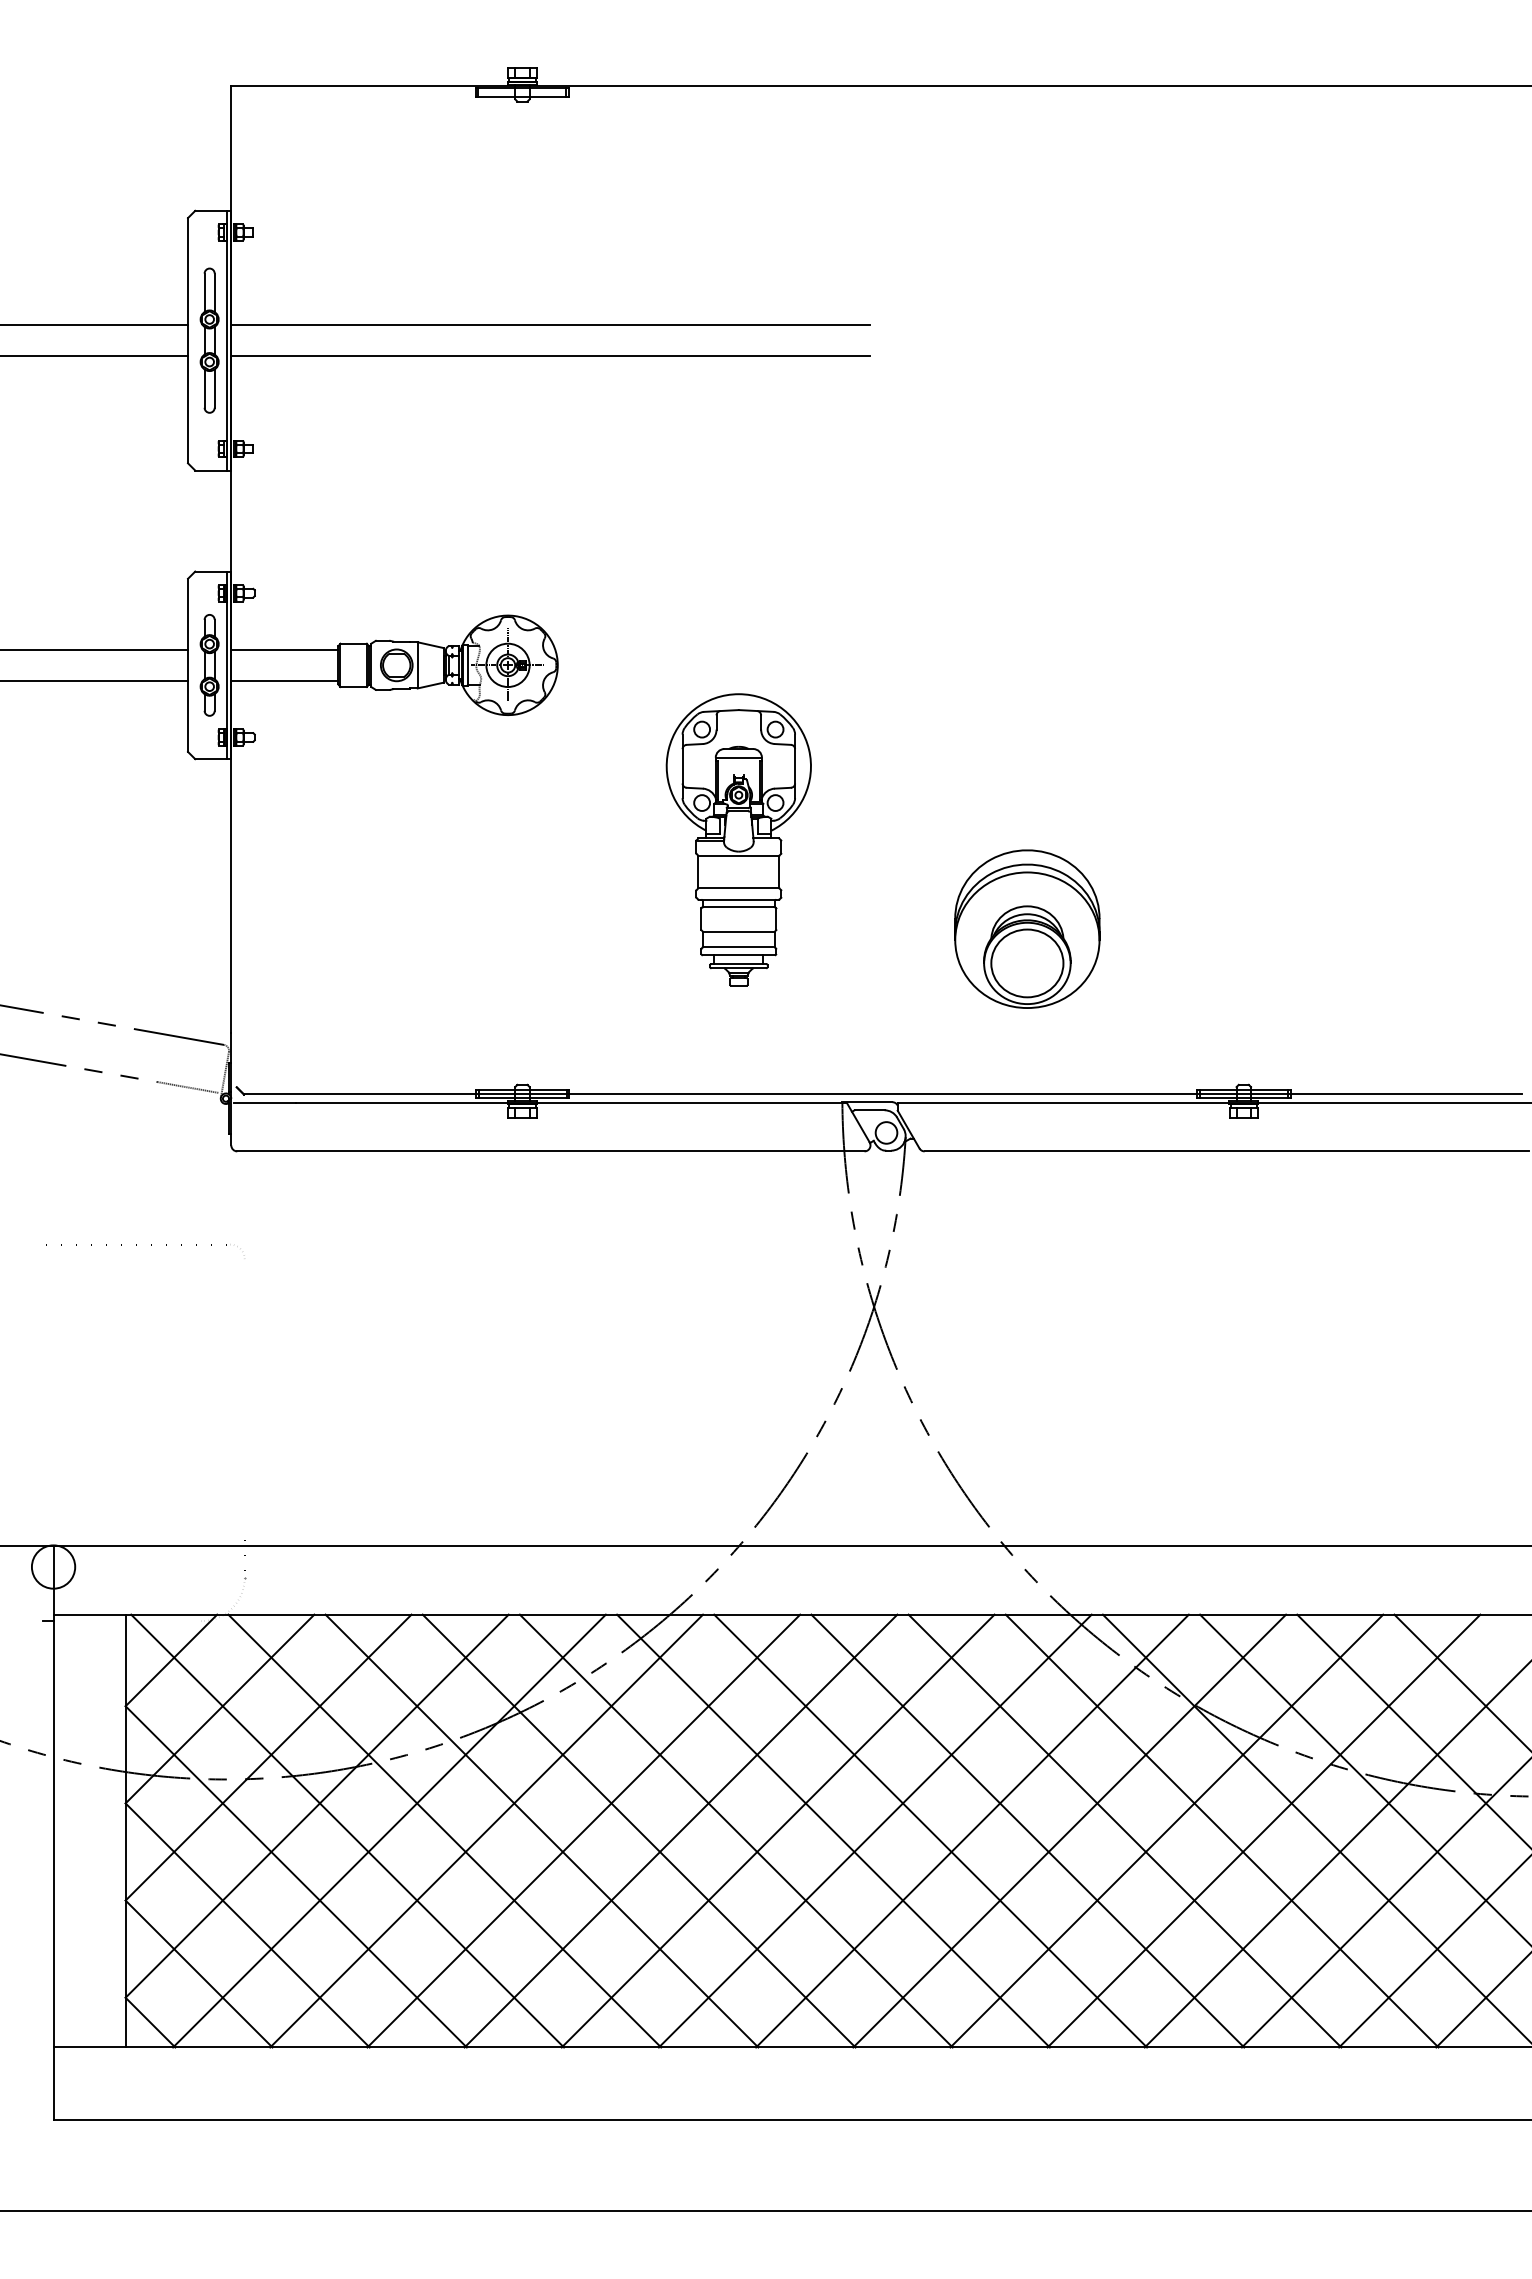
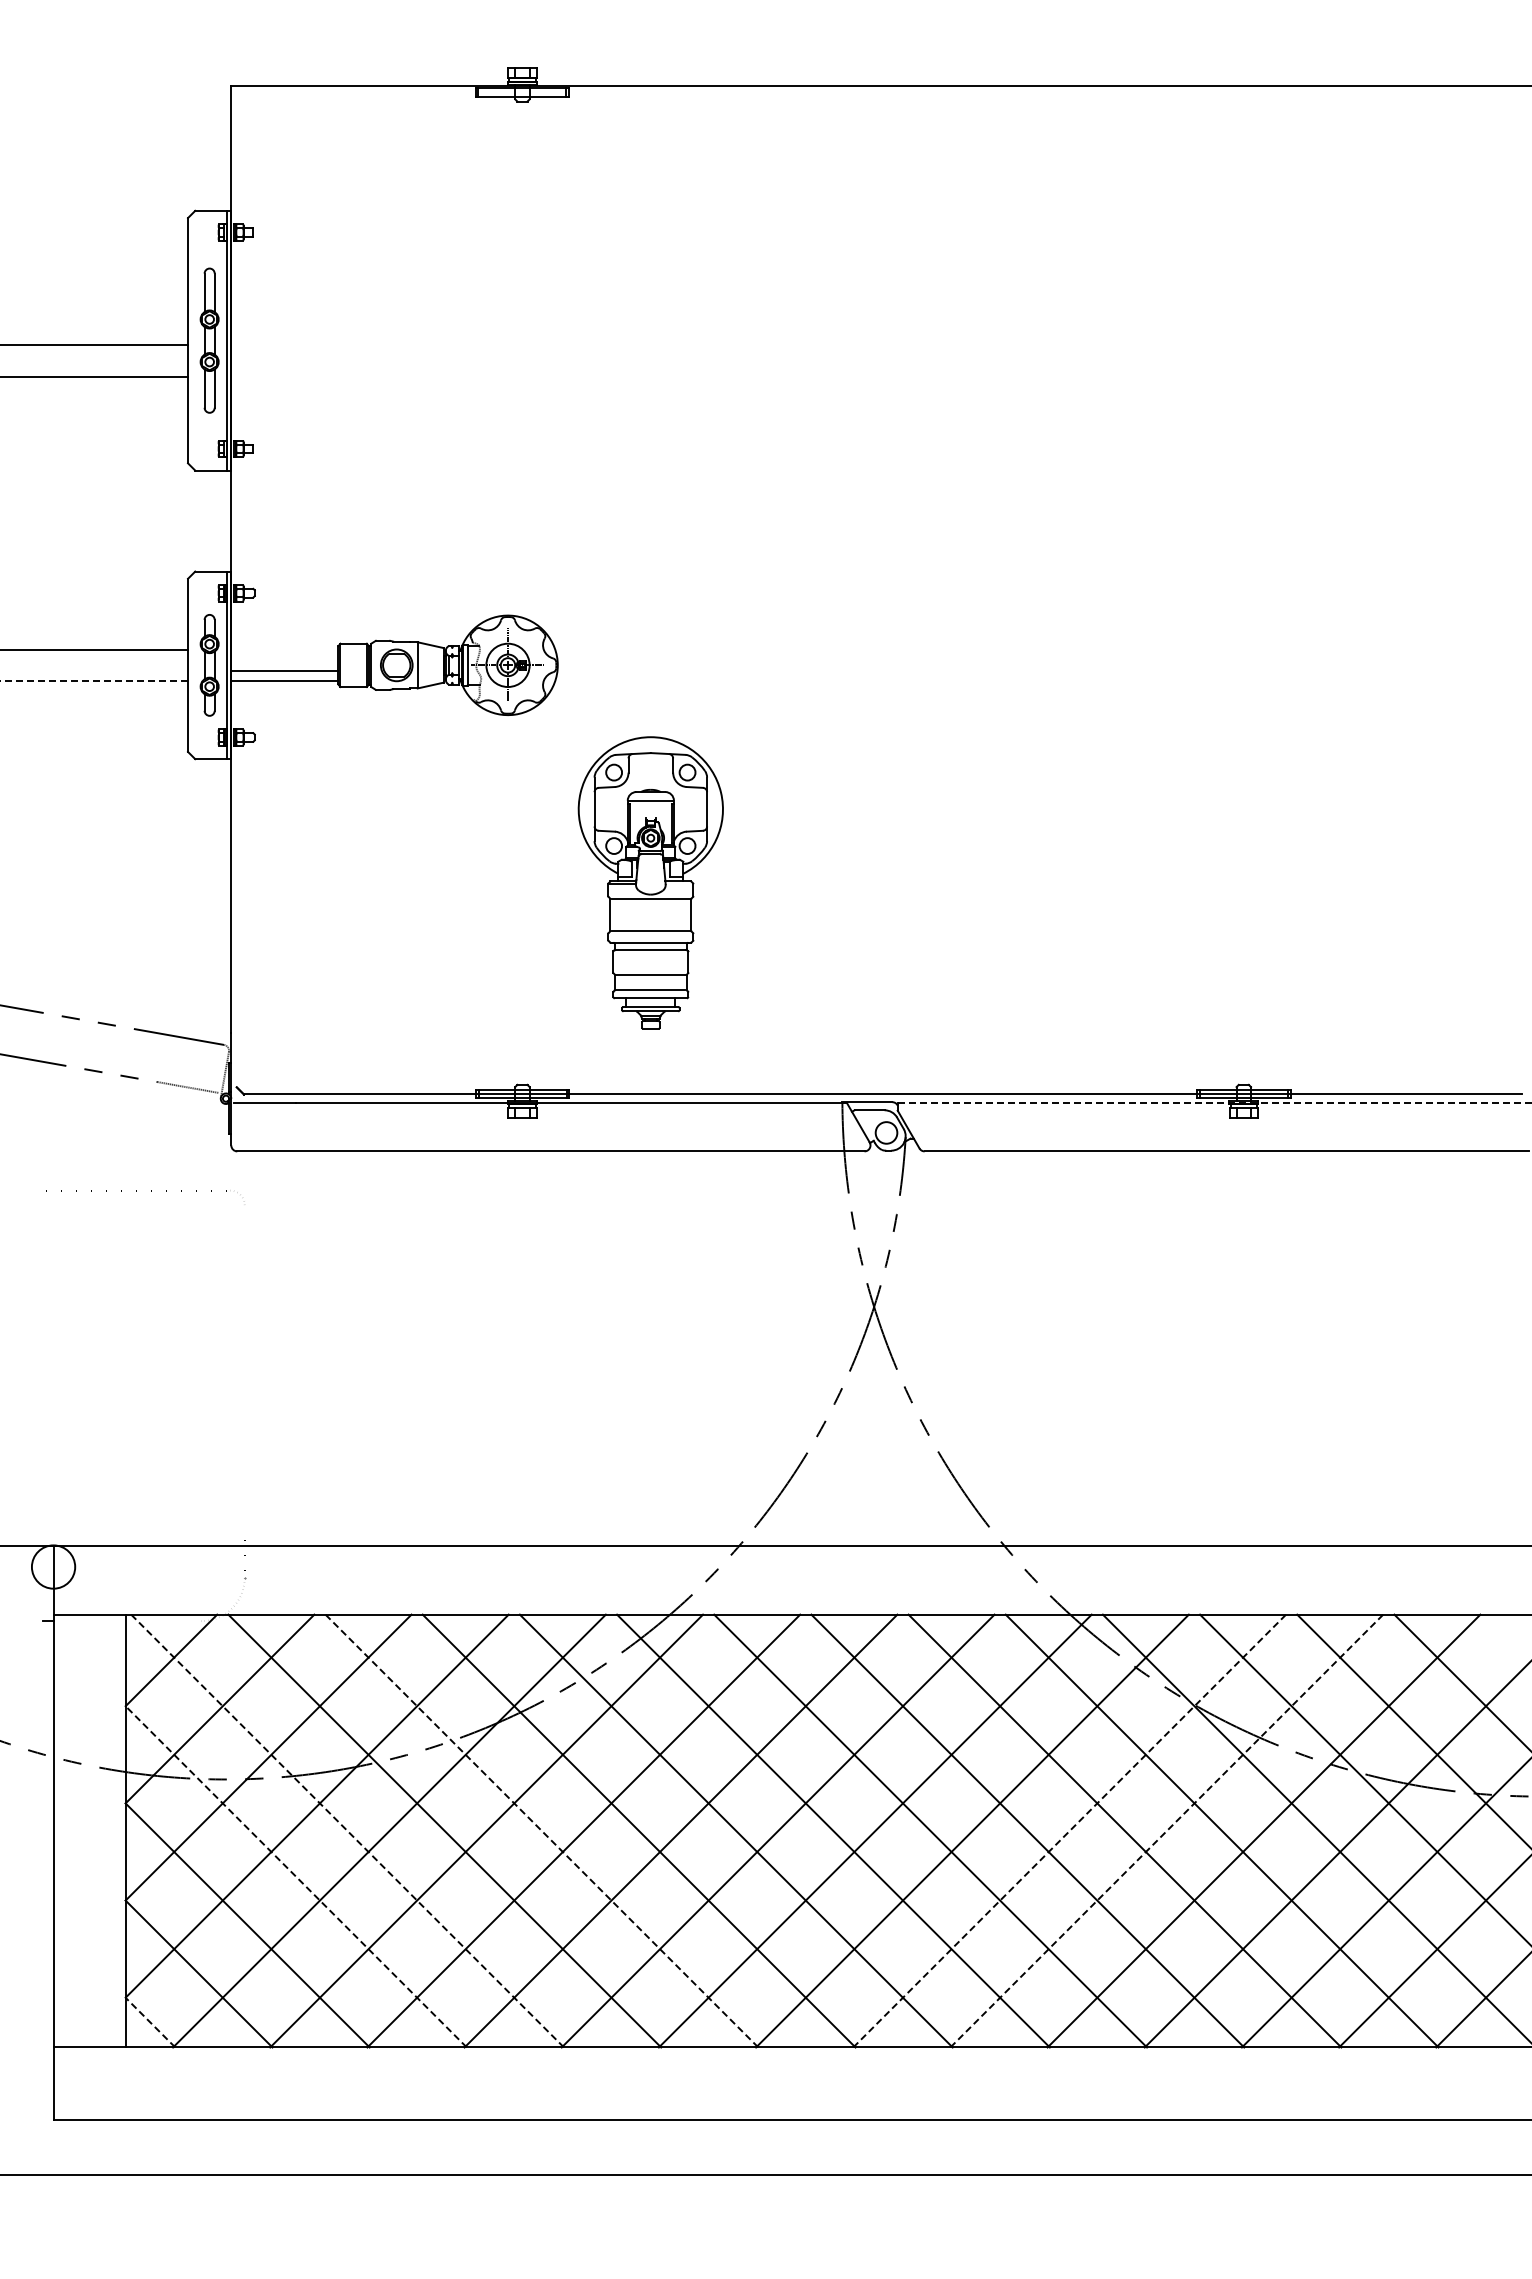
line position: (95, 325) -> (95, 345) (95, 345)
line: present -> none (550, 325)
line position: (95, 356) -> (95, 377) (95, 377)
line: present -> none (550, 356)
line position: (284, 649) -> (284, 670) (284, 670)
line: solid -> dashed (94, 681)
part position: (738, 839) -> (650, 882) (650, 882)
part: present -> none (1027, 928)
line: solid -> dashed (1215, 1103)
part position: (151, 1245) -> (151, 1191) (151, 1191)
line: solid -> dashed (347, 1830)
line: solid -> dashed (541, 1830)
line: solid -> dashed (1070, 1830)
line: solid -> dashed (1167, 1830)
line: solid -> dashed (295, 1876)
line: solid -> dashed (150, 2022)
line position: (765, 2210) -> (765, 2174) (765, 2174)
